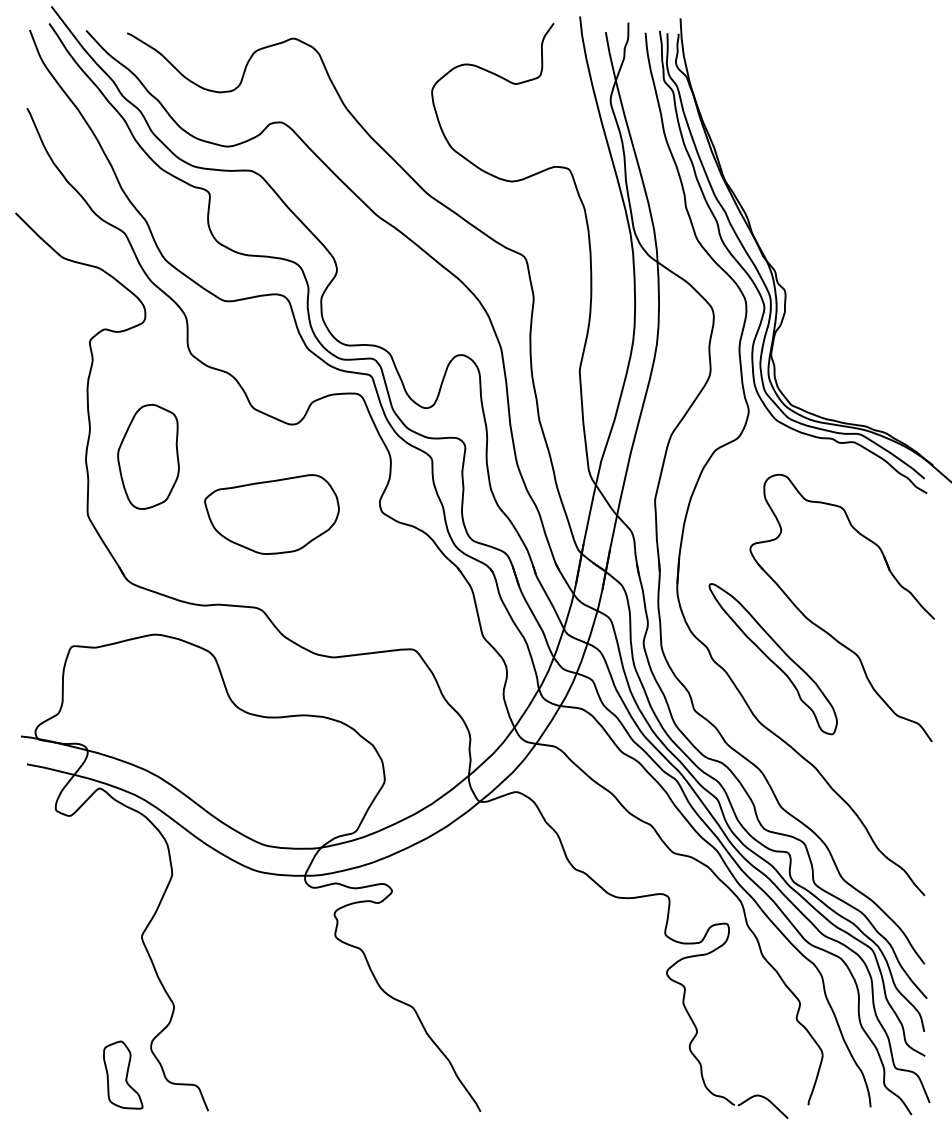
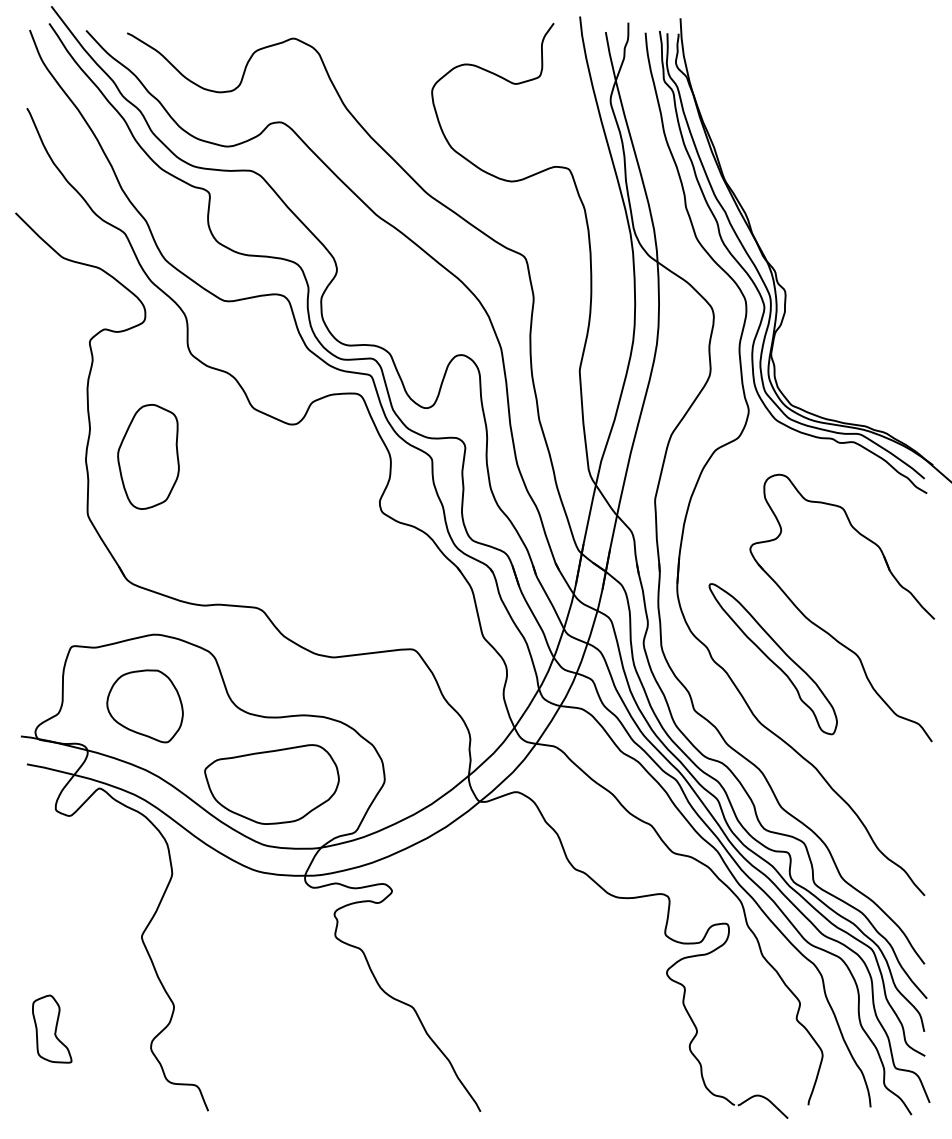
part position: (271, 514) -> (271, 784) (271, 784)
part: none -> present (144, 706)
part position: (123, 1074) -> (52, 1028) (52, 1028)
